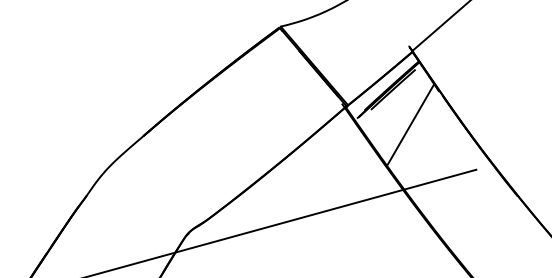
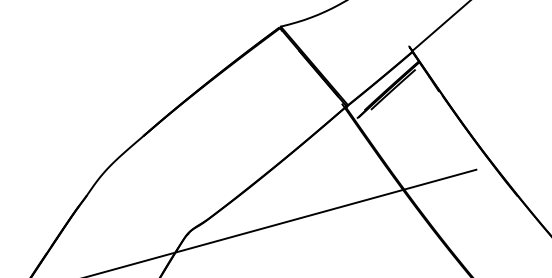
line: present -> none (410, 124)
